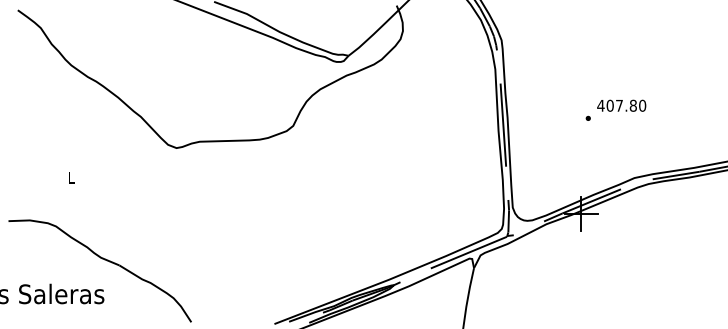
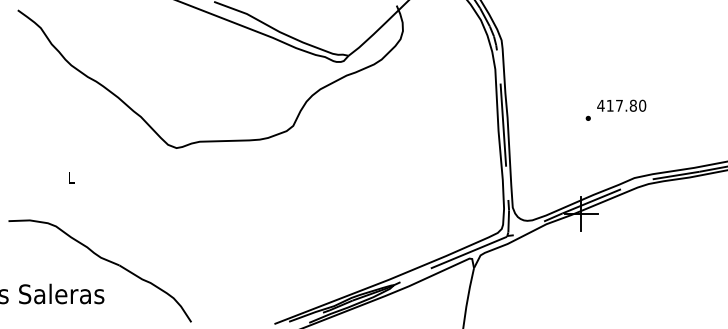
text: 407.80 -> 417.80 (609, 105)
